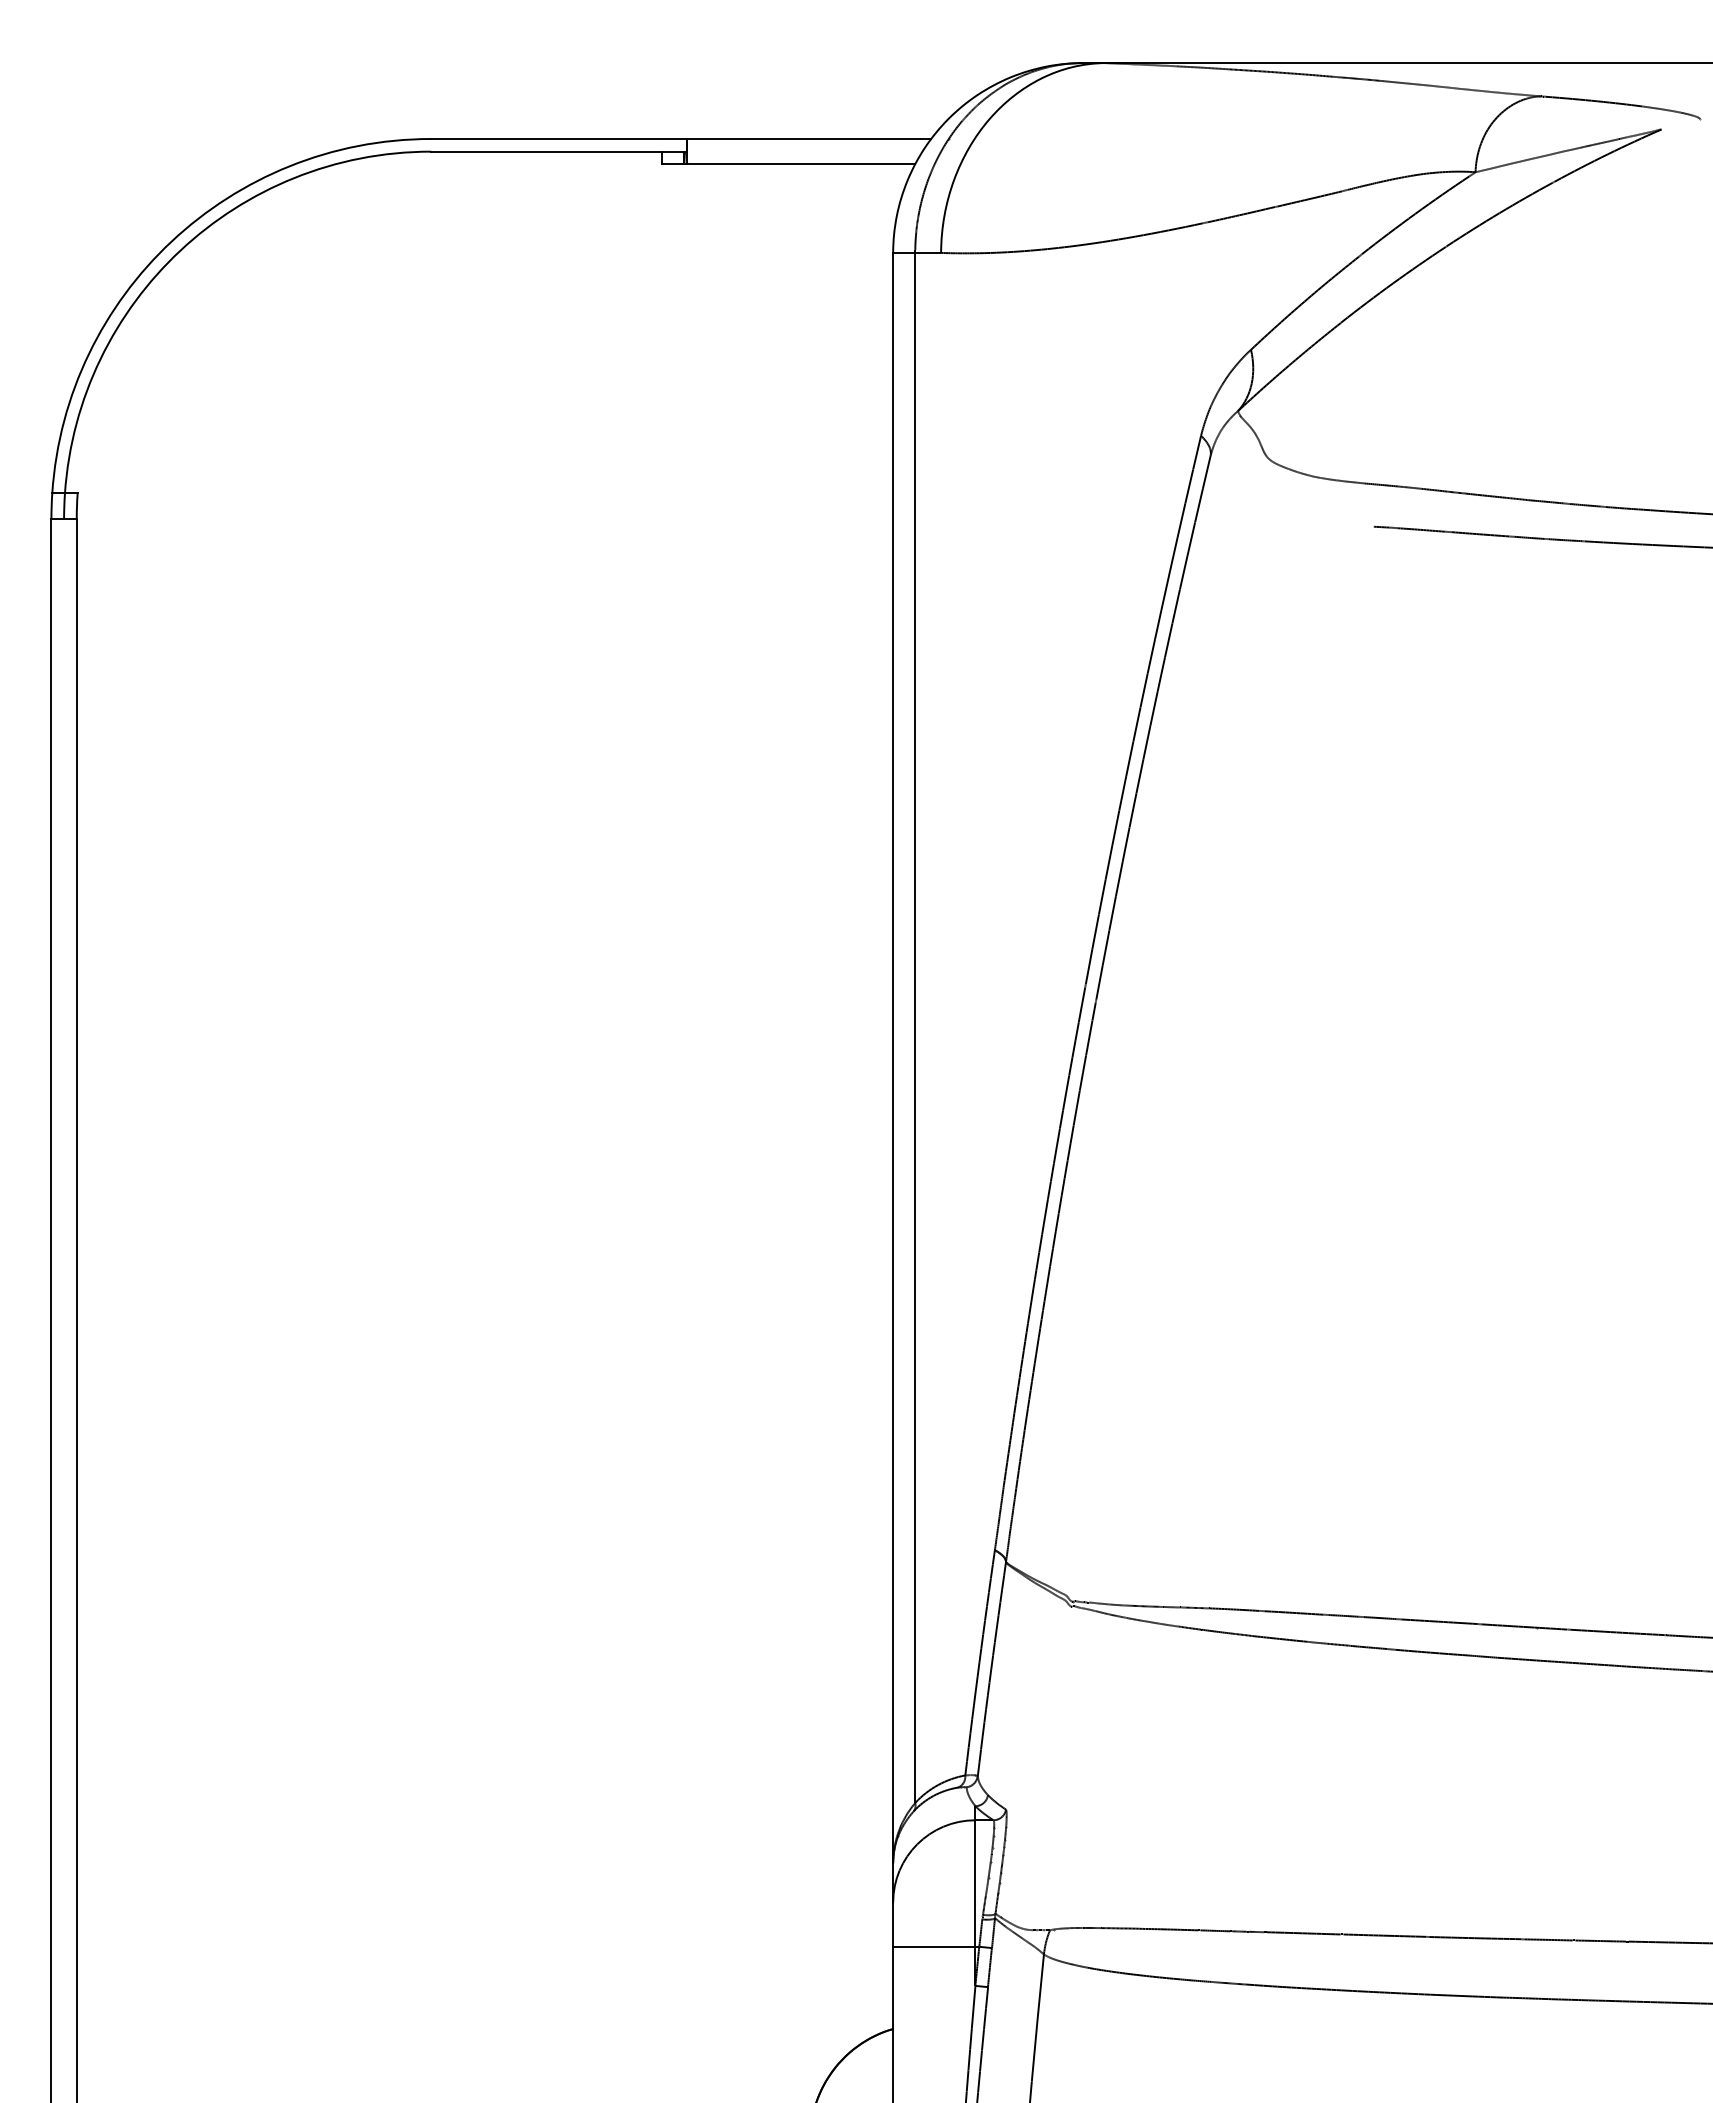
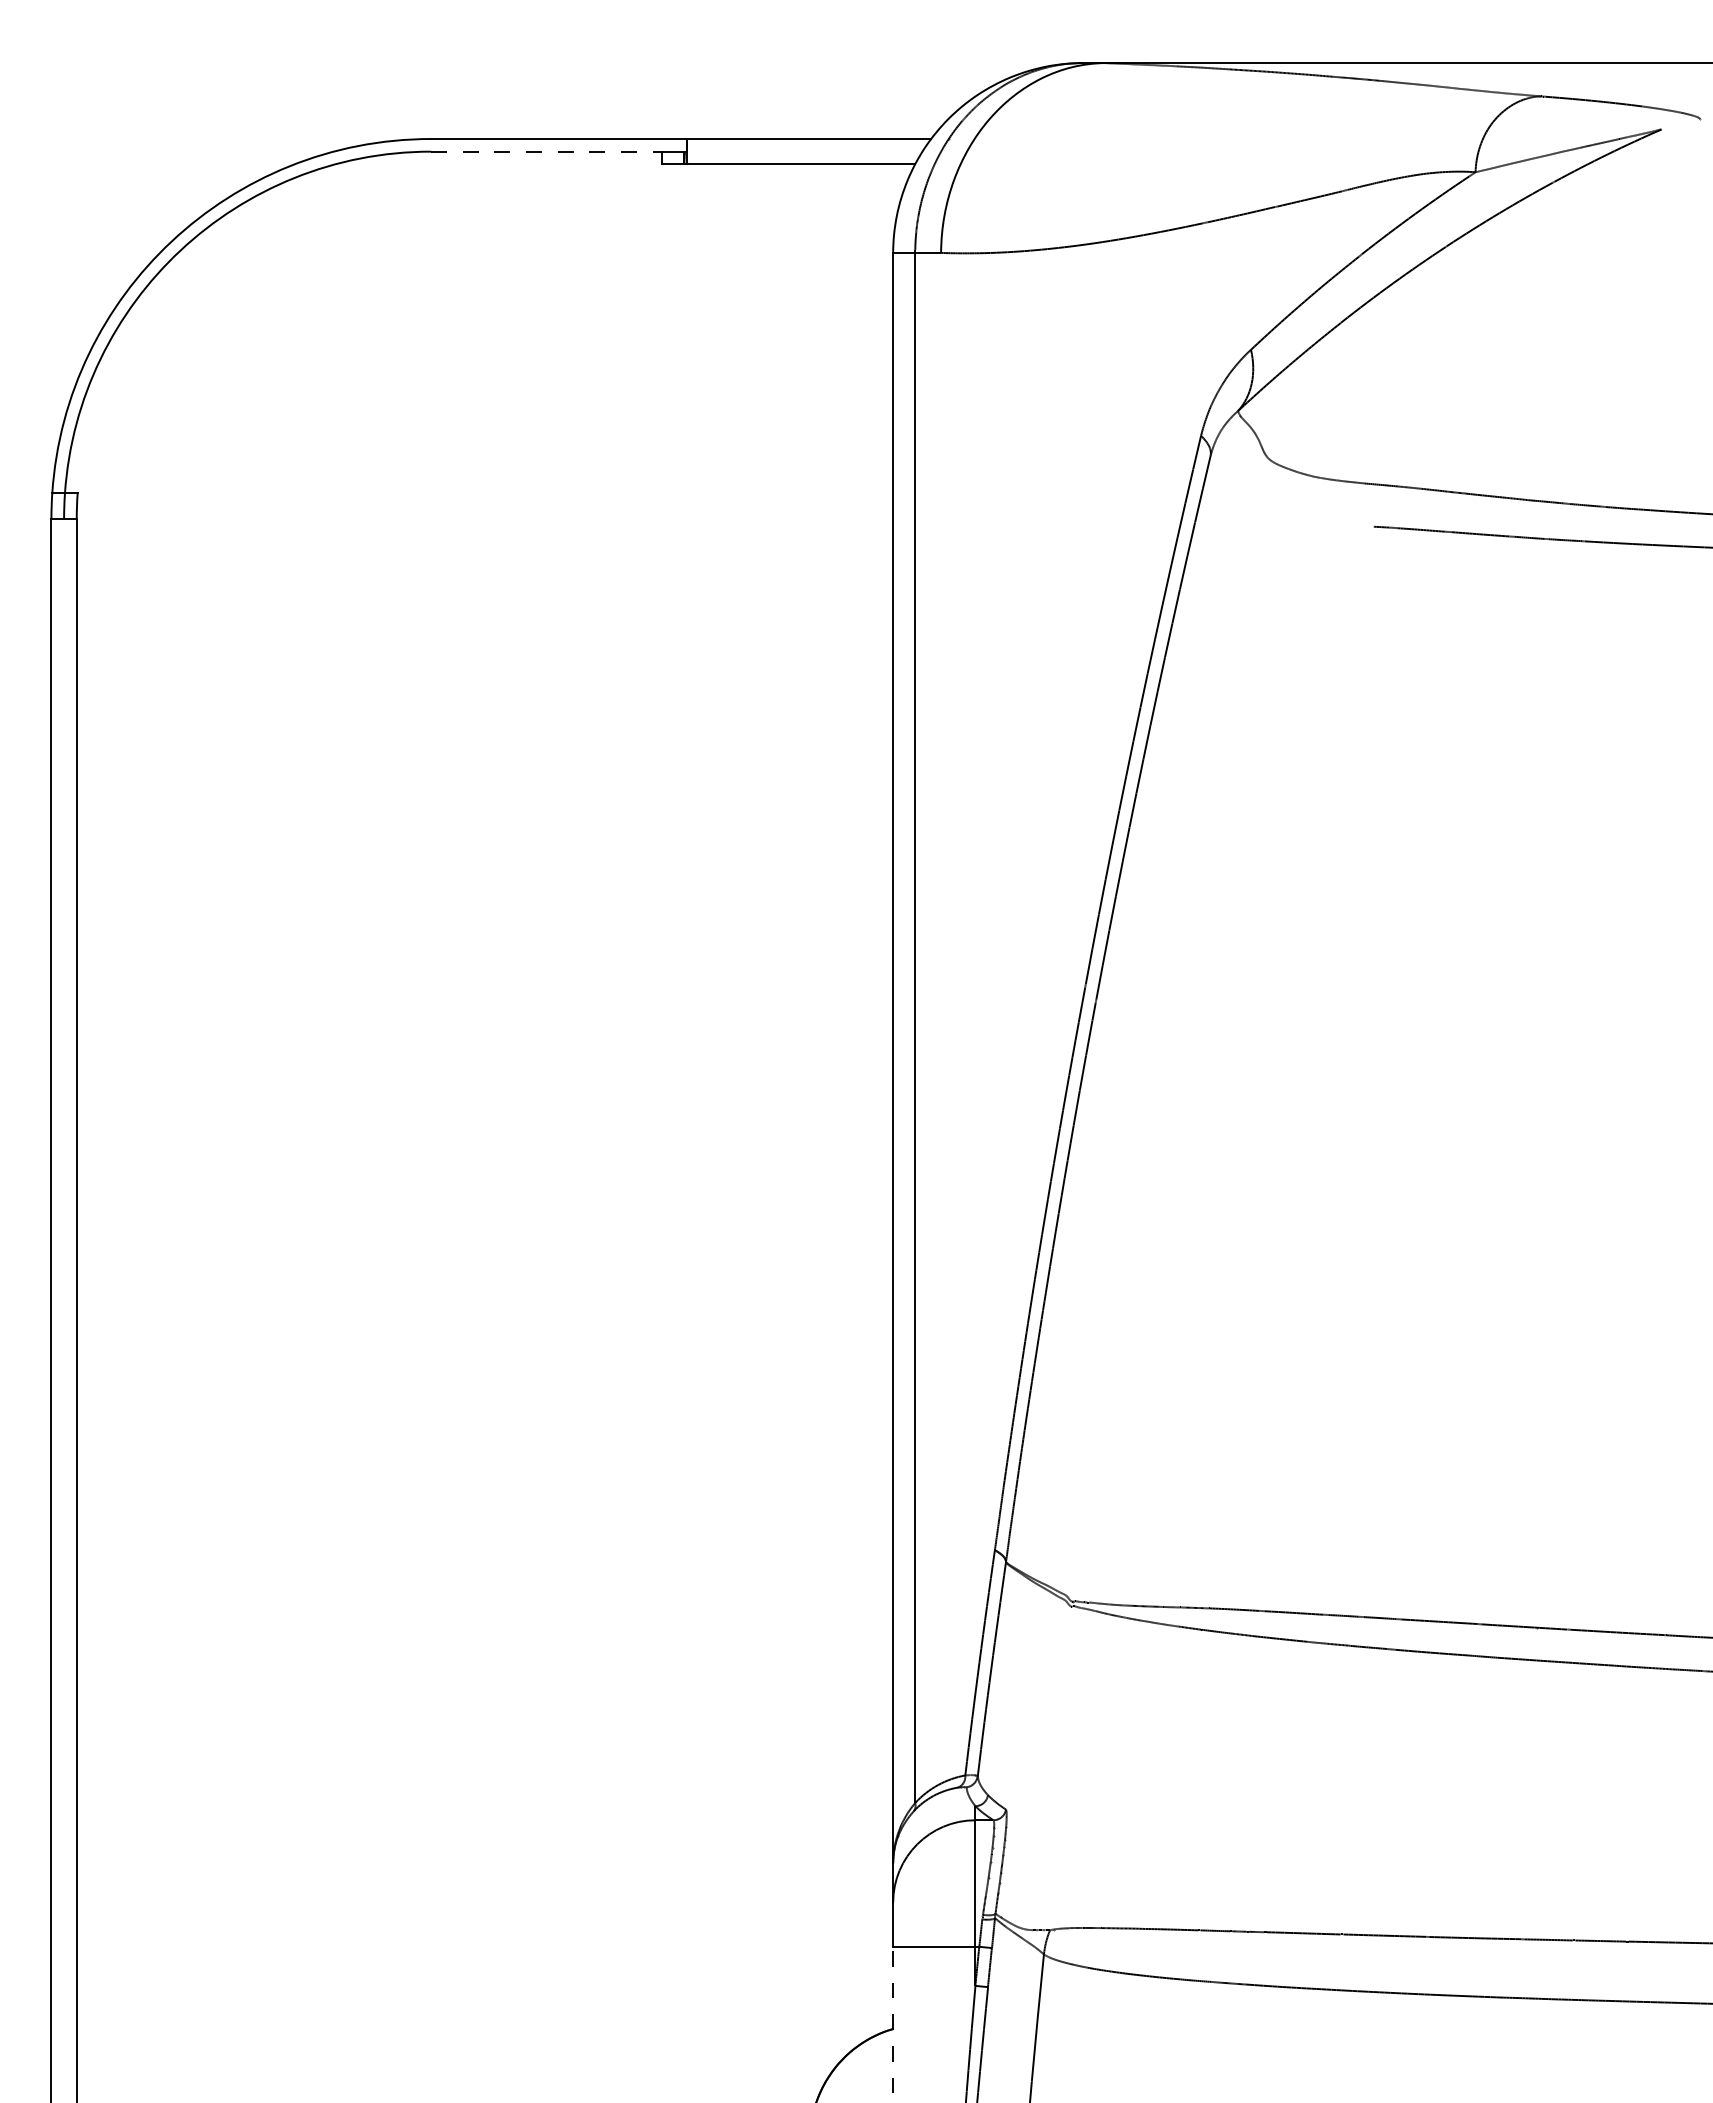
line: solid -> dashed (547, 151)
line: solid -> dashed (893, 2024)
